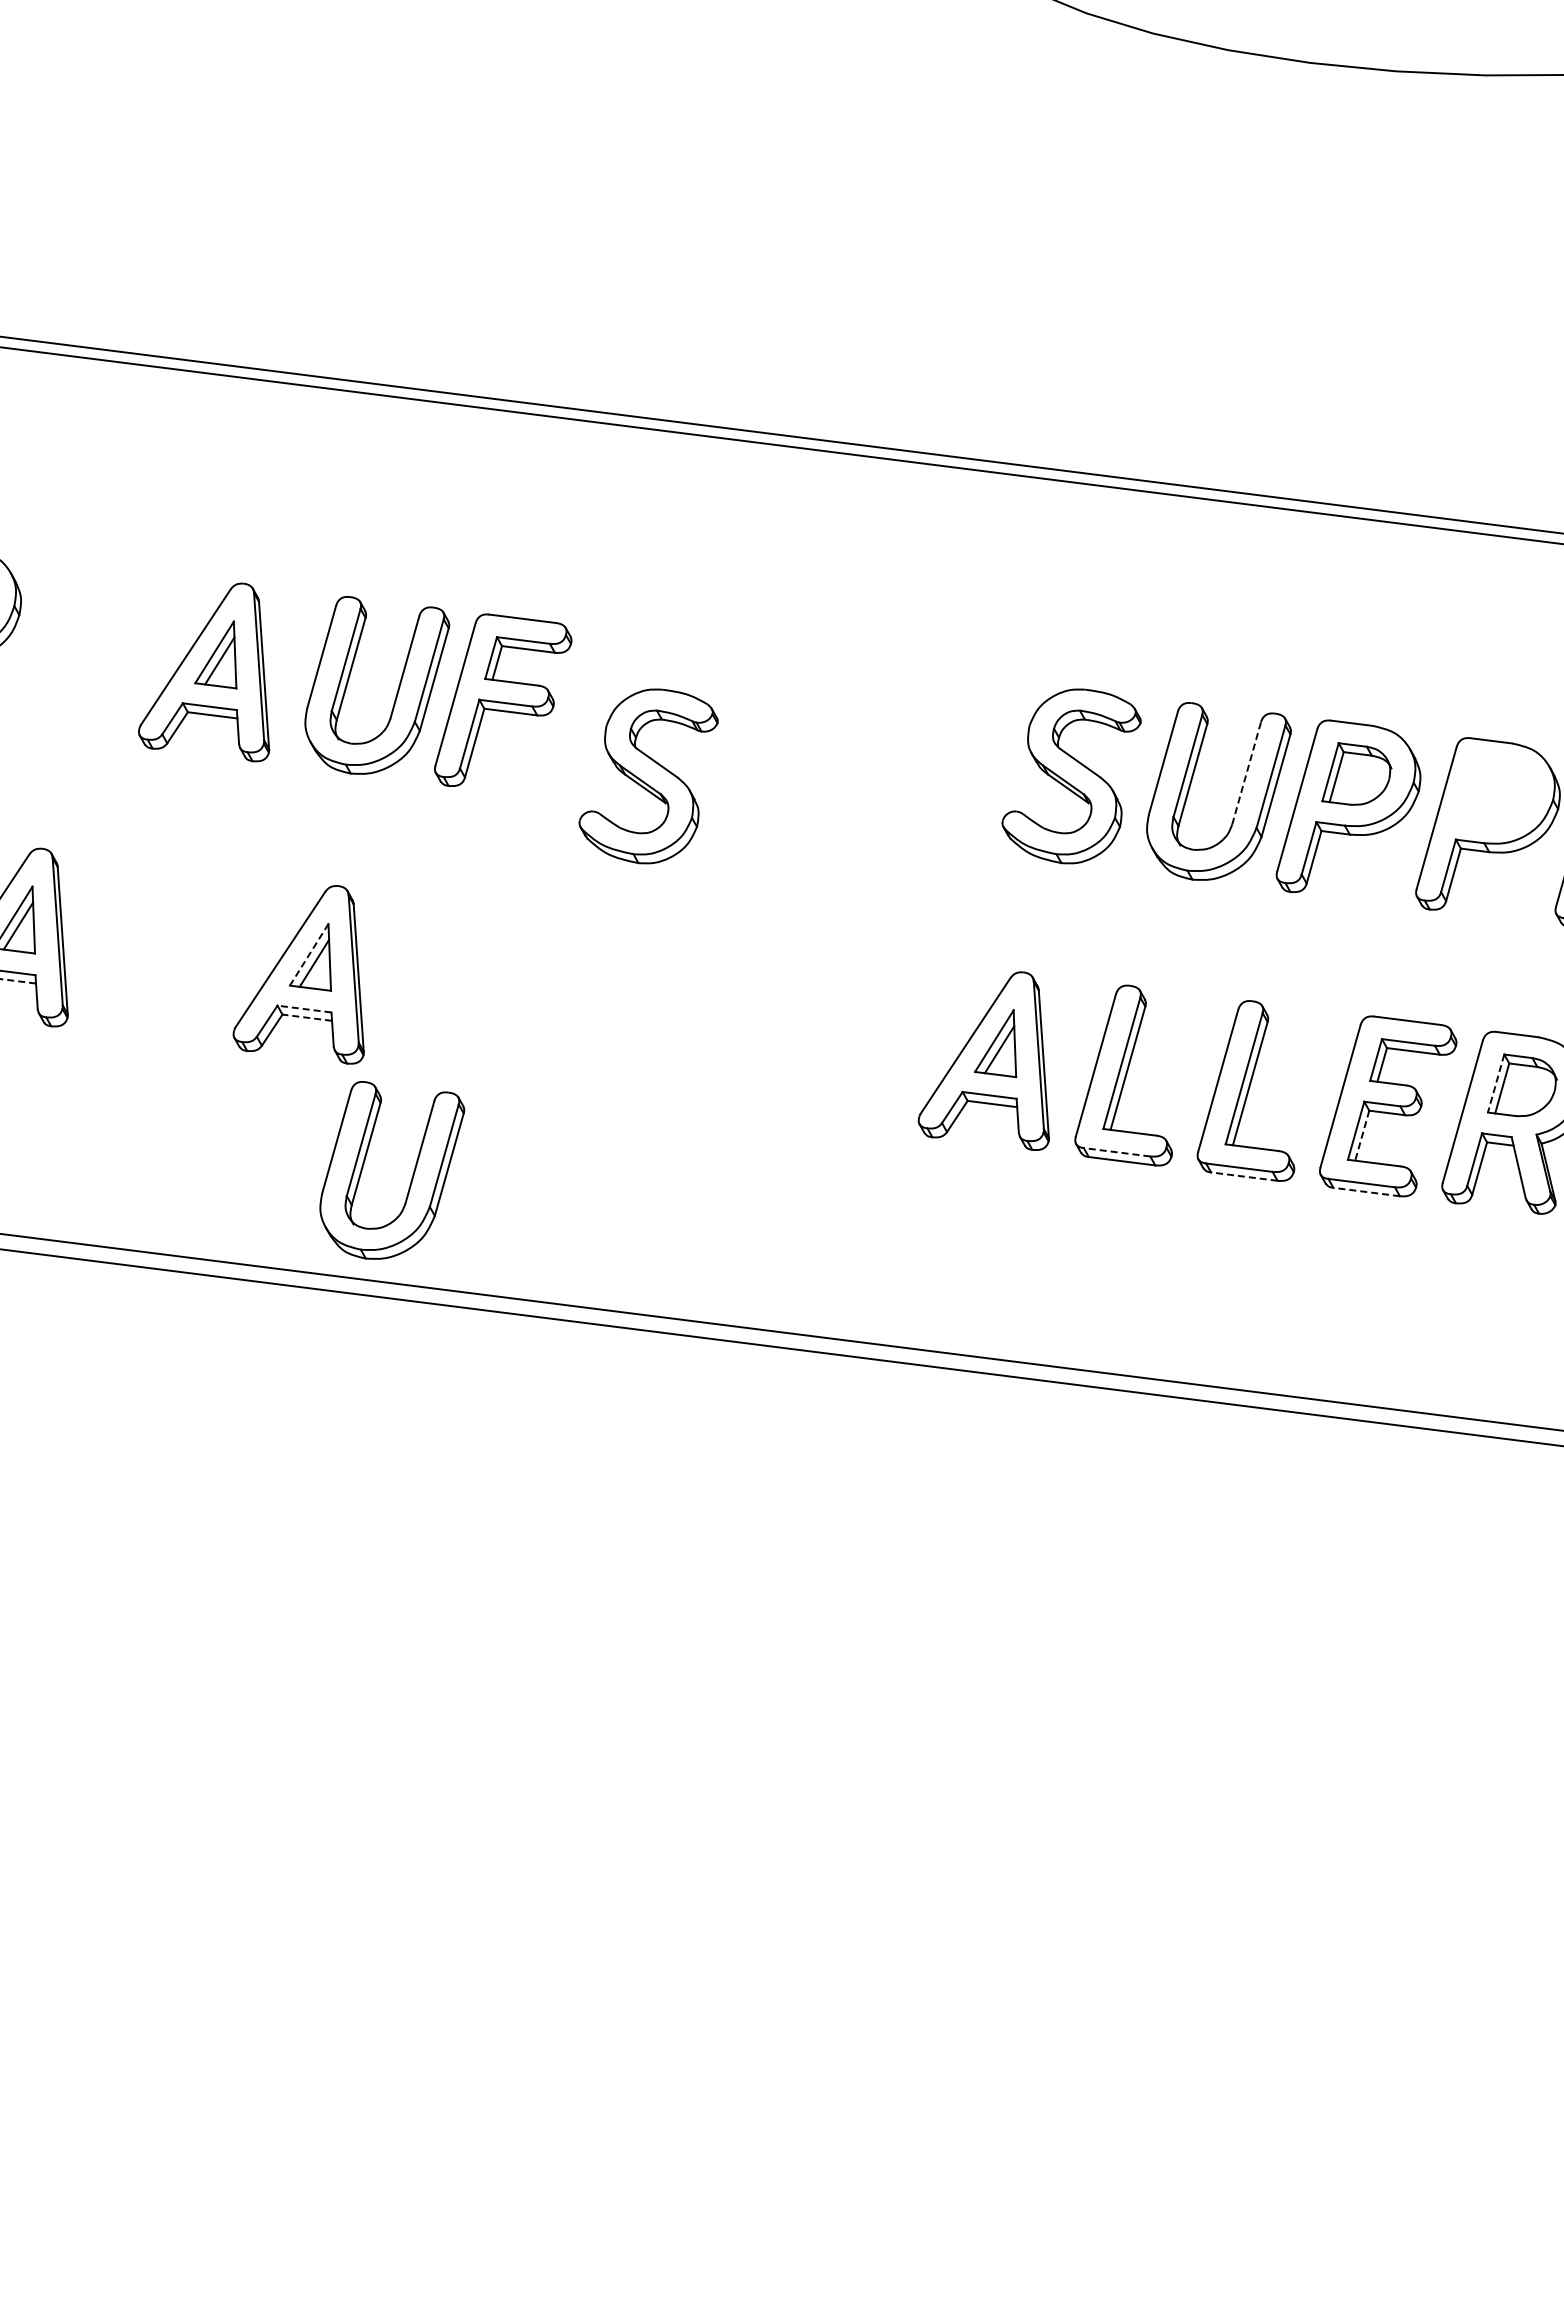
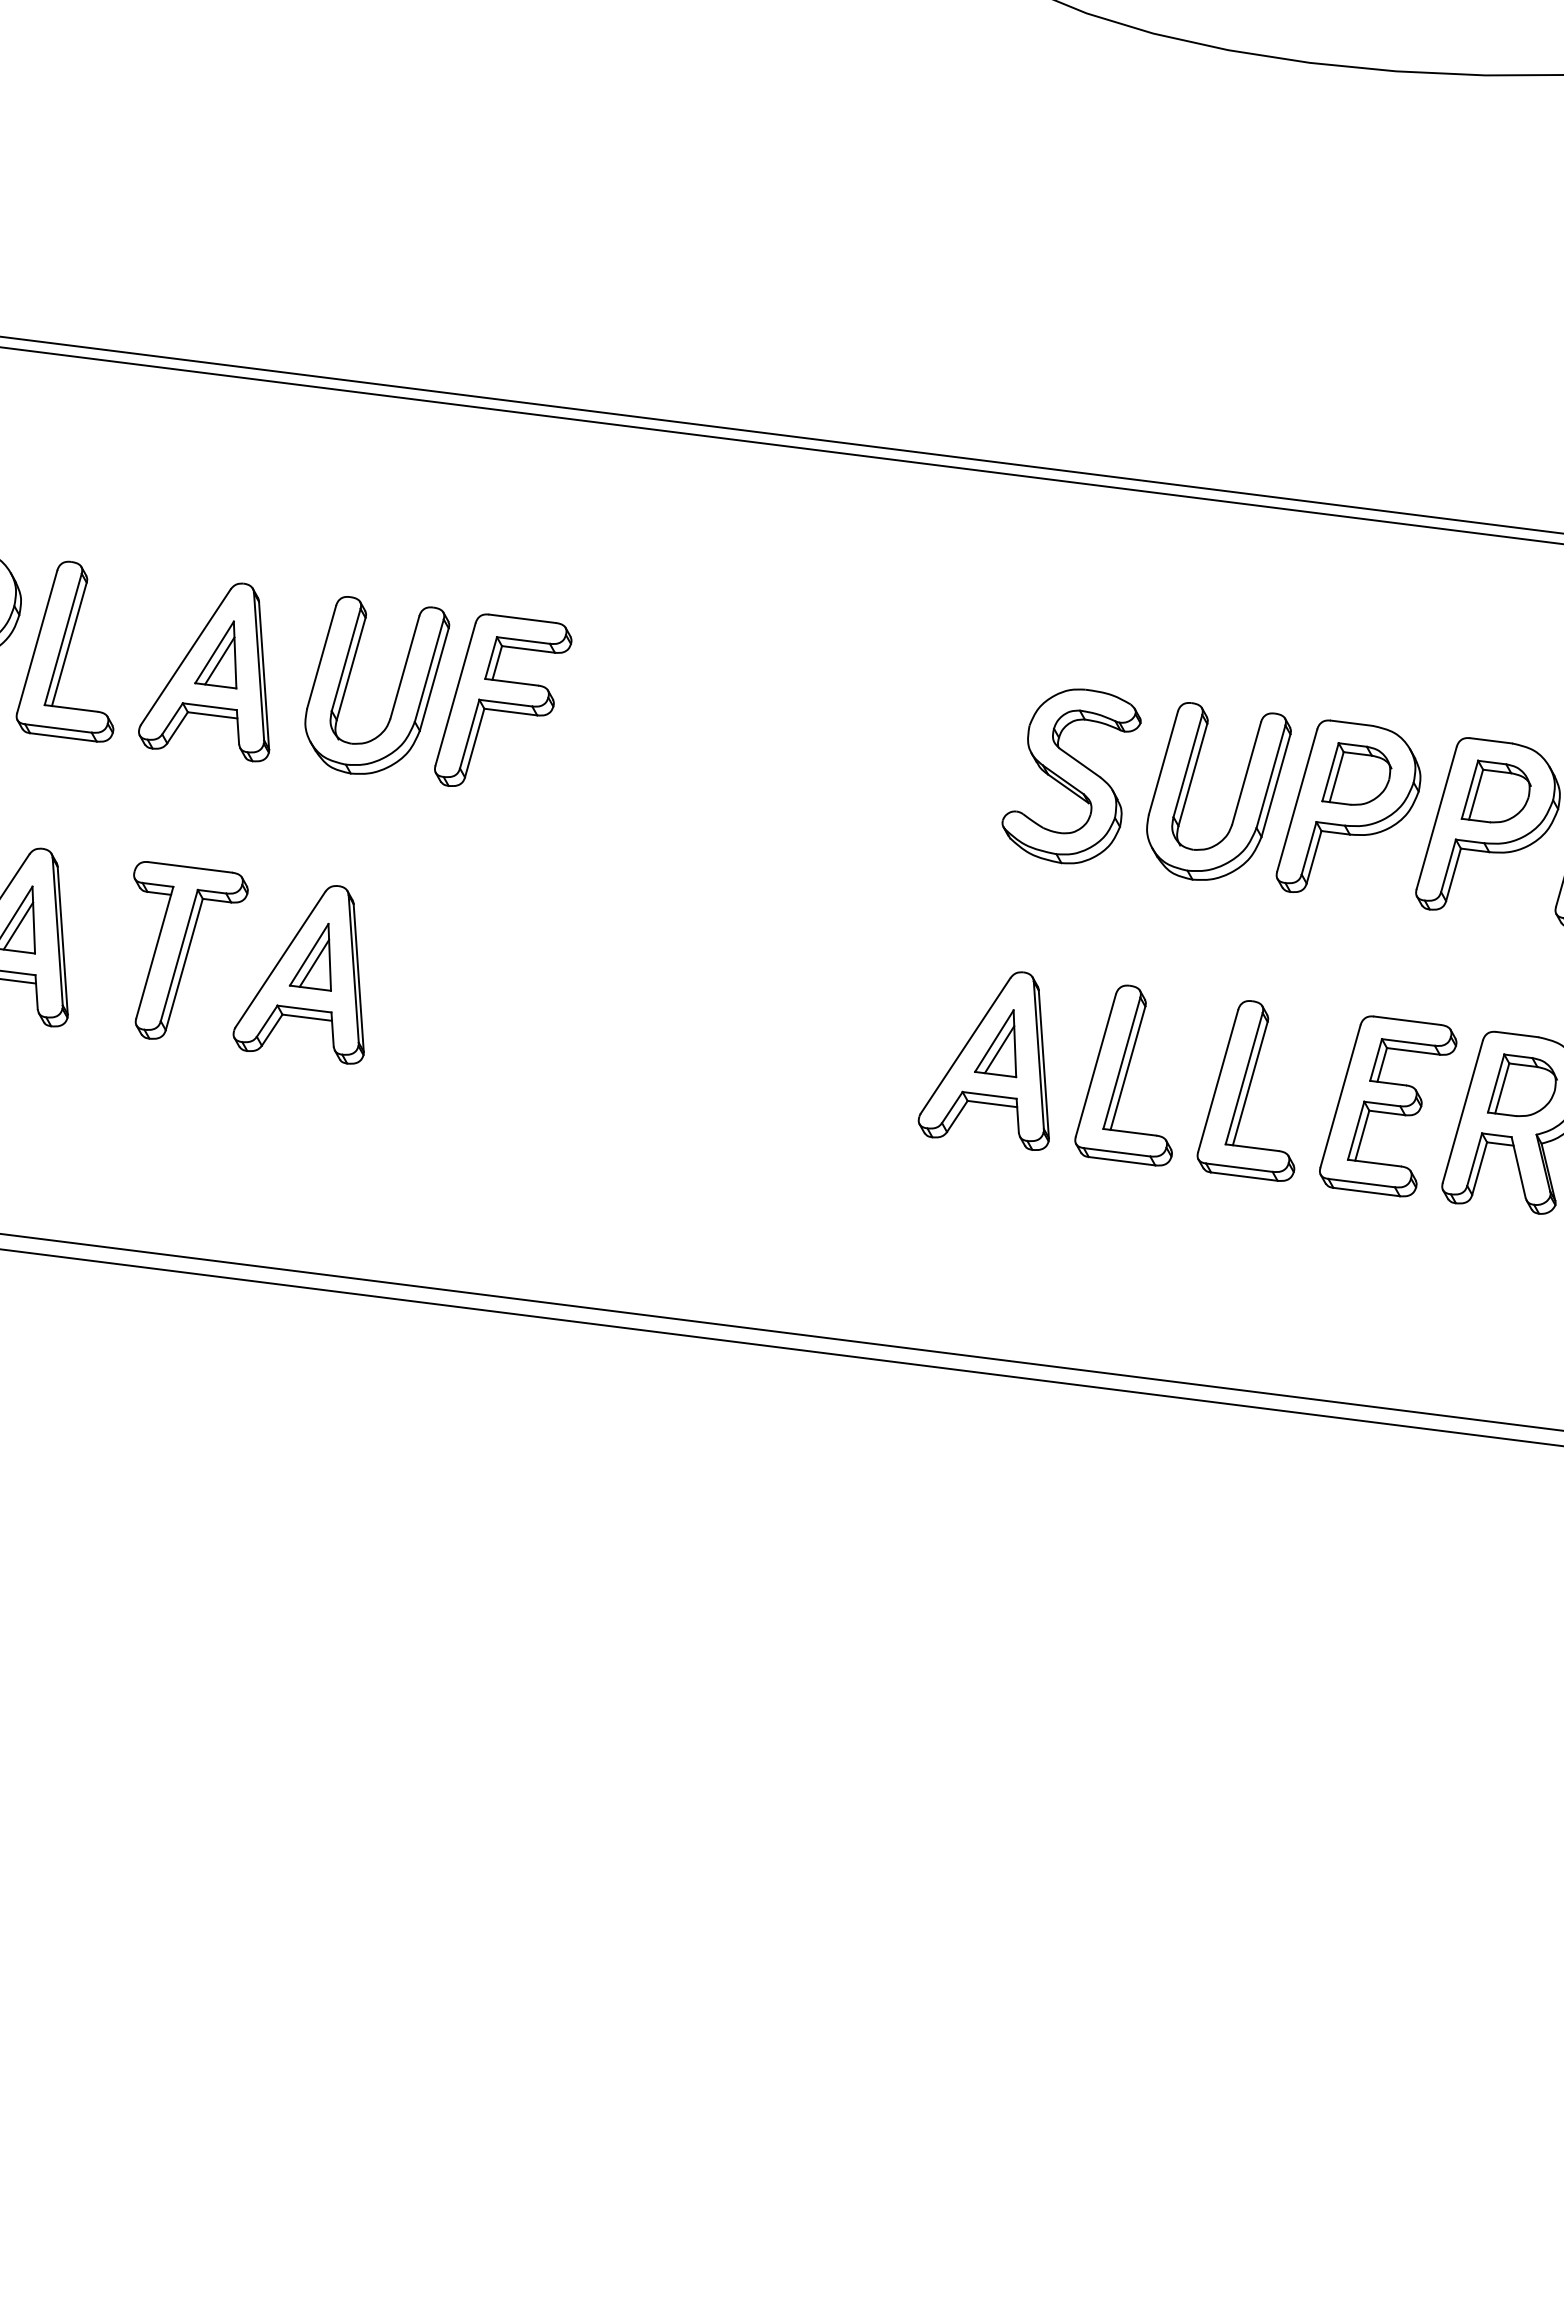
part: none -> present (64, 651)
line: dashed -> solid (1246, 772)
part: present -> none (648, 776)
part: none -> present (1495, 791)
part: none -> present (190, 950)
line: dashed -> solid (308, 955)
line: dashed -> solid (18, 981)
line: dashed -> solid (304, 1009)
line: dashed -> solid (307, 1017)
line: dashed -> solid (1495, 1084)
line: dashed -> solid (1362, 1135)
line: dashed -> solid (1117, 1152)
line: dashed -> solid (1244, 1176)
part: present -> none (411, 1177)
line: dashed -> solid (1366, 1192)
